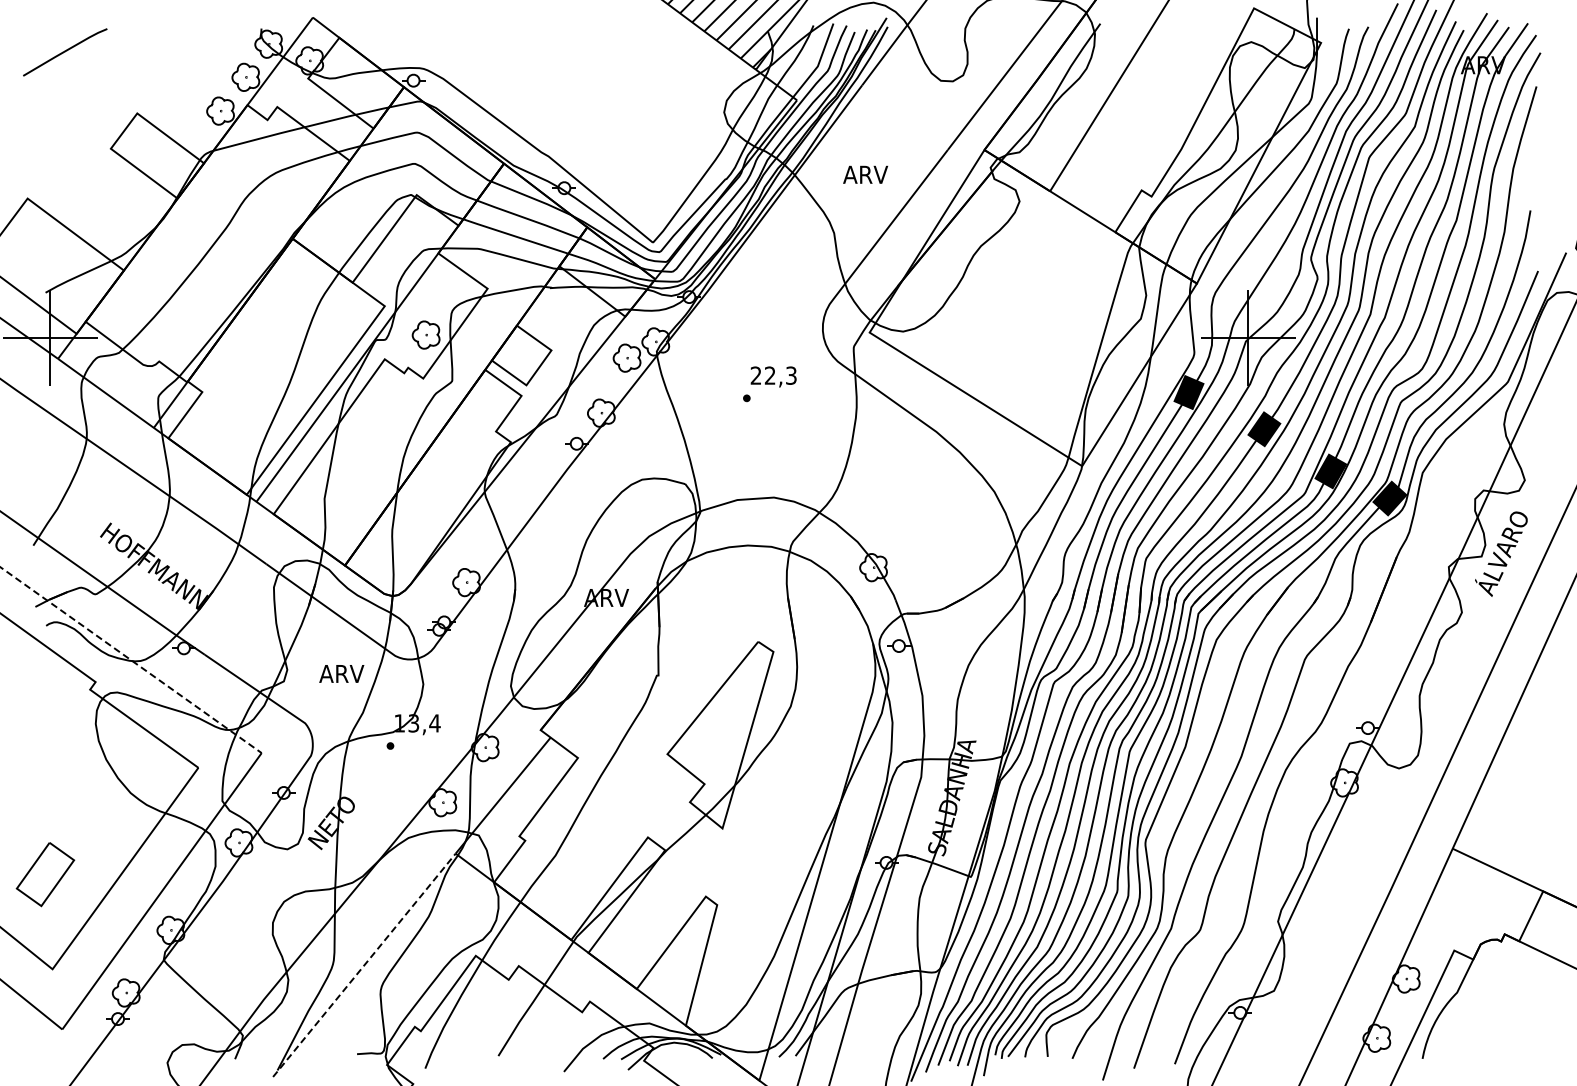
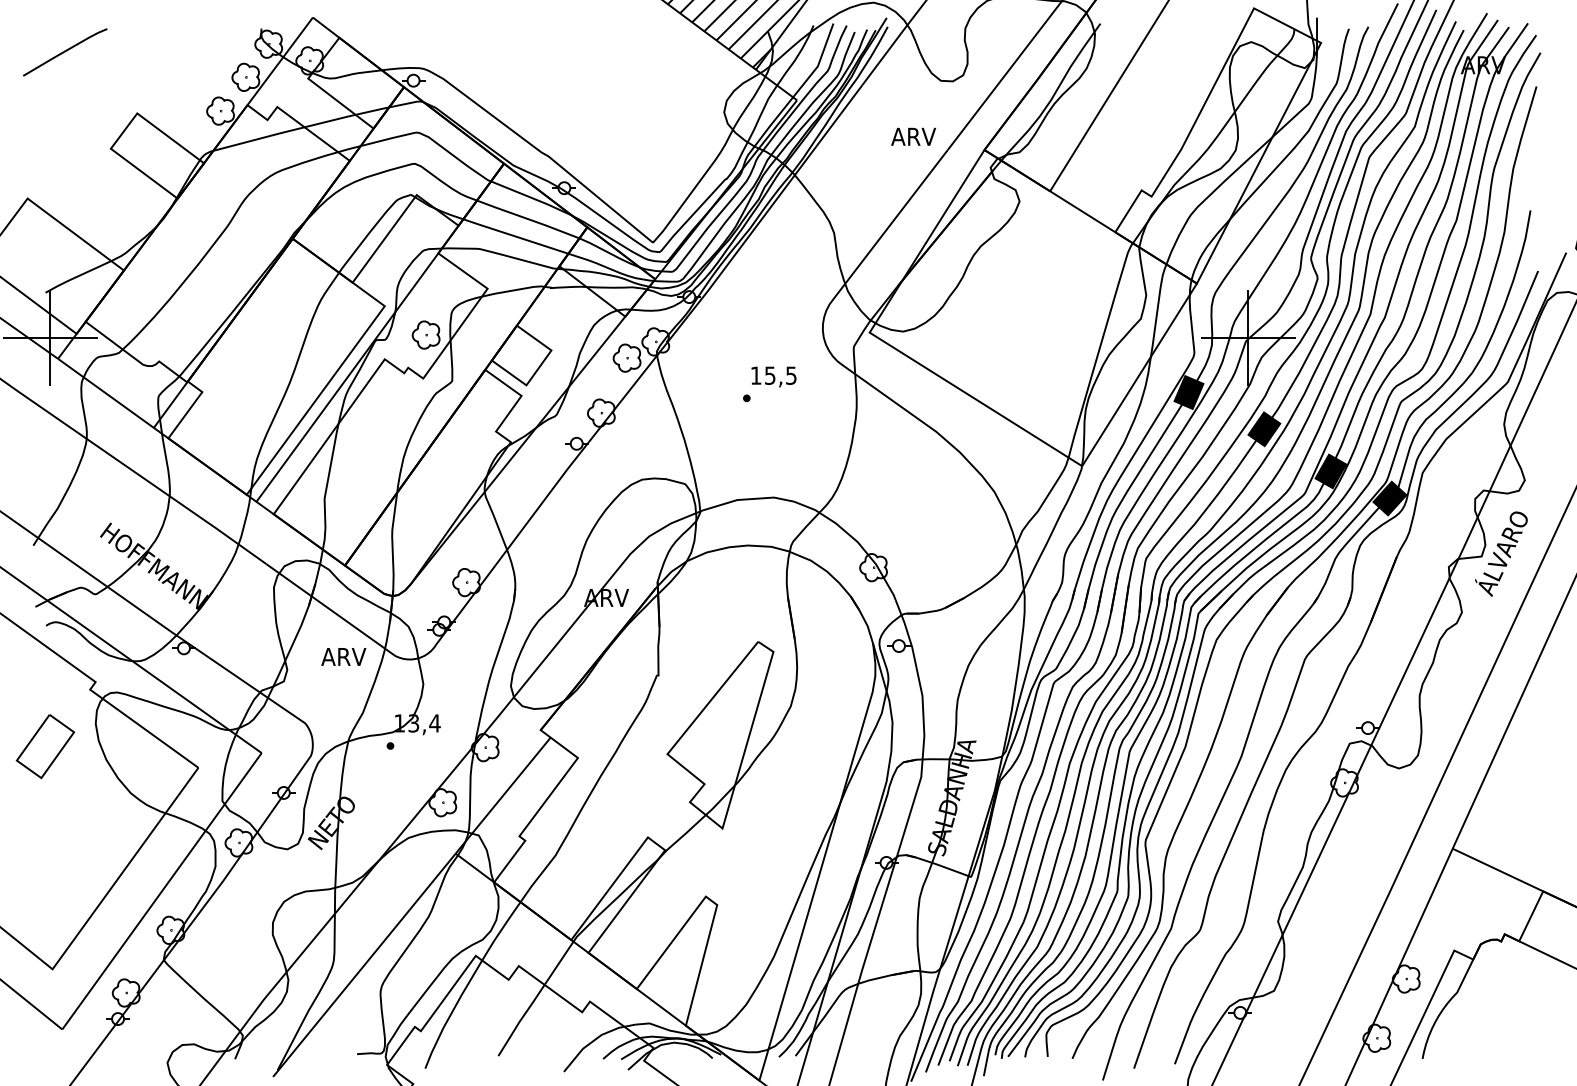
text position: (865, 174) -> (913, 136) (913, 136)
text: 22,3 -> 15,5 (773, 375)
line: dashed -> solid (130, 660)
text position: (341, 673) -> (343, 656) (343, 656)
part position: (45, 874) -> (45, 746) (45, 746)
line: dashed -> solid (364, 964)
